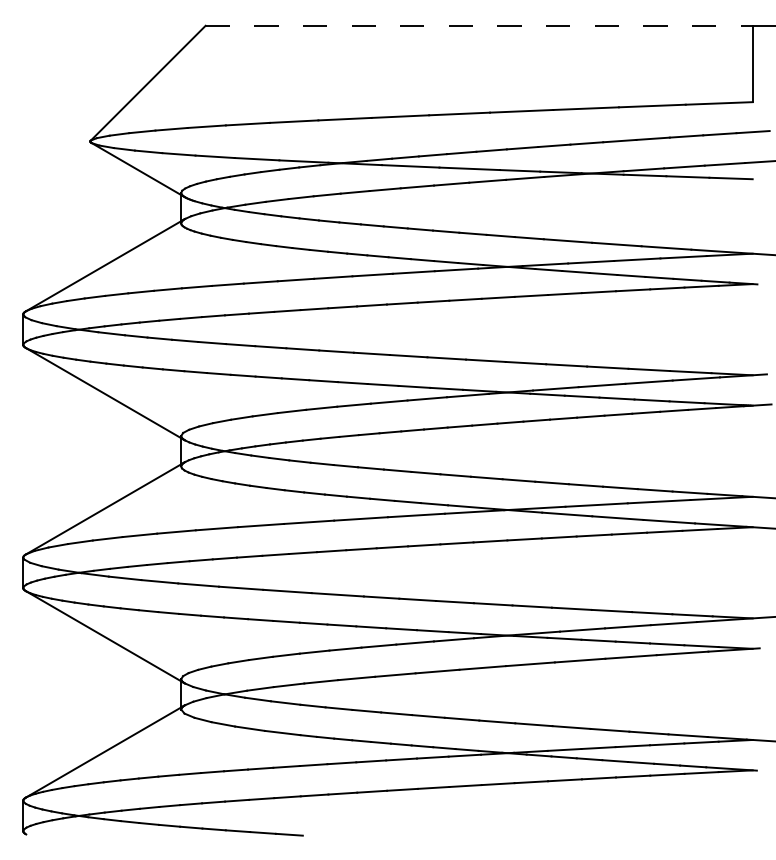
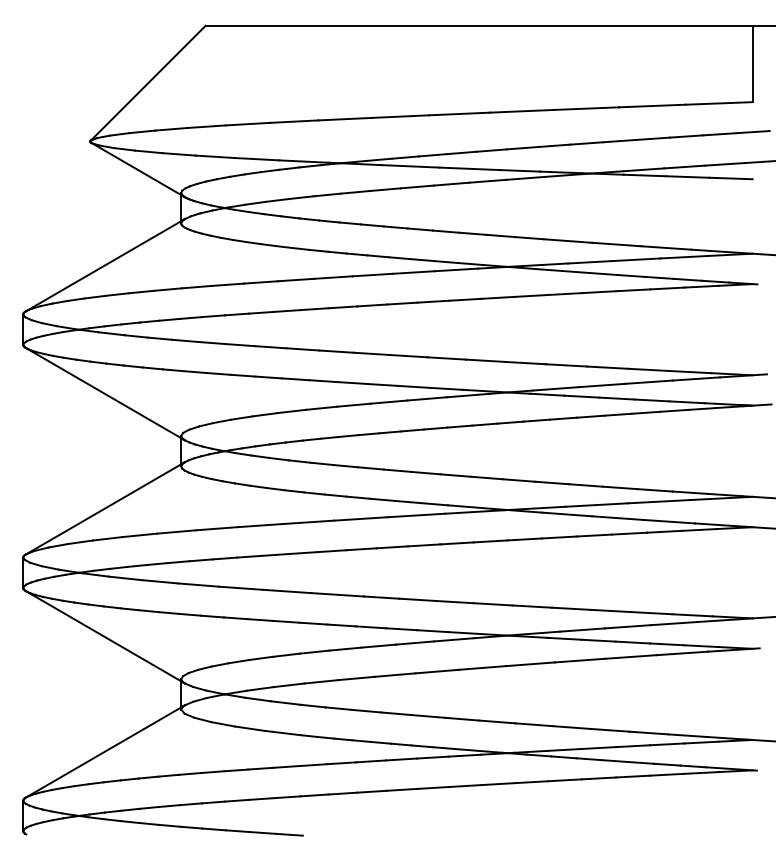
line: dashed -> solid (479, 25)
